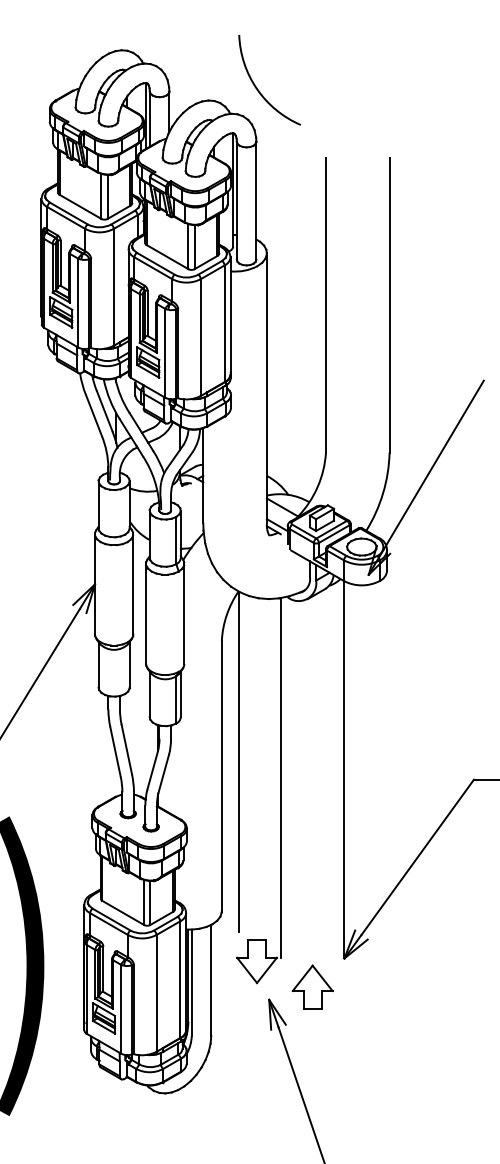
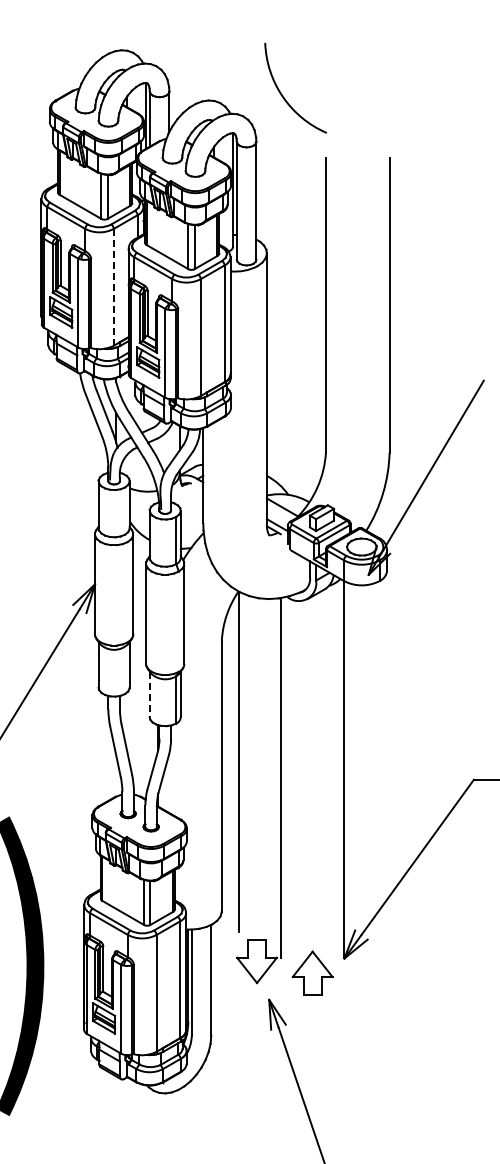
arc position: (257, 87) -> (283, 95) (283, 95)
line: solid -> dashed (113, 286)
line: solid -> dashed (149, 694)
part position: (312, 986) -> (312, 972) (312, 972)
